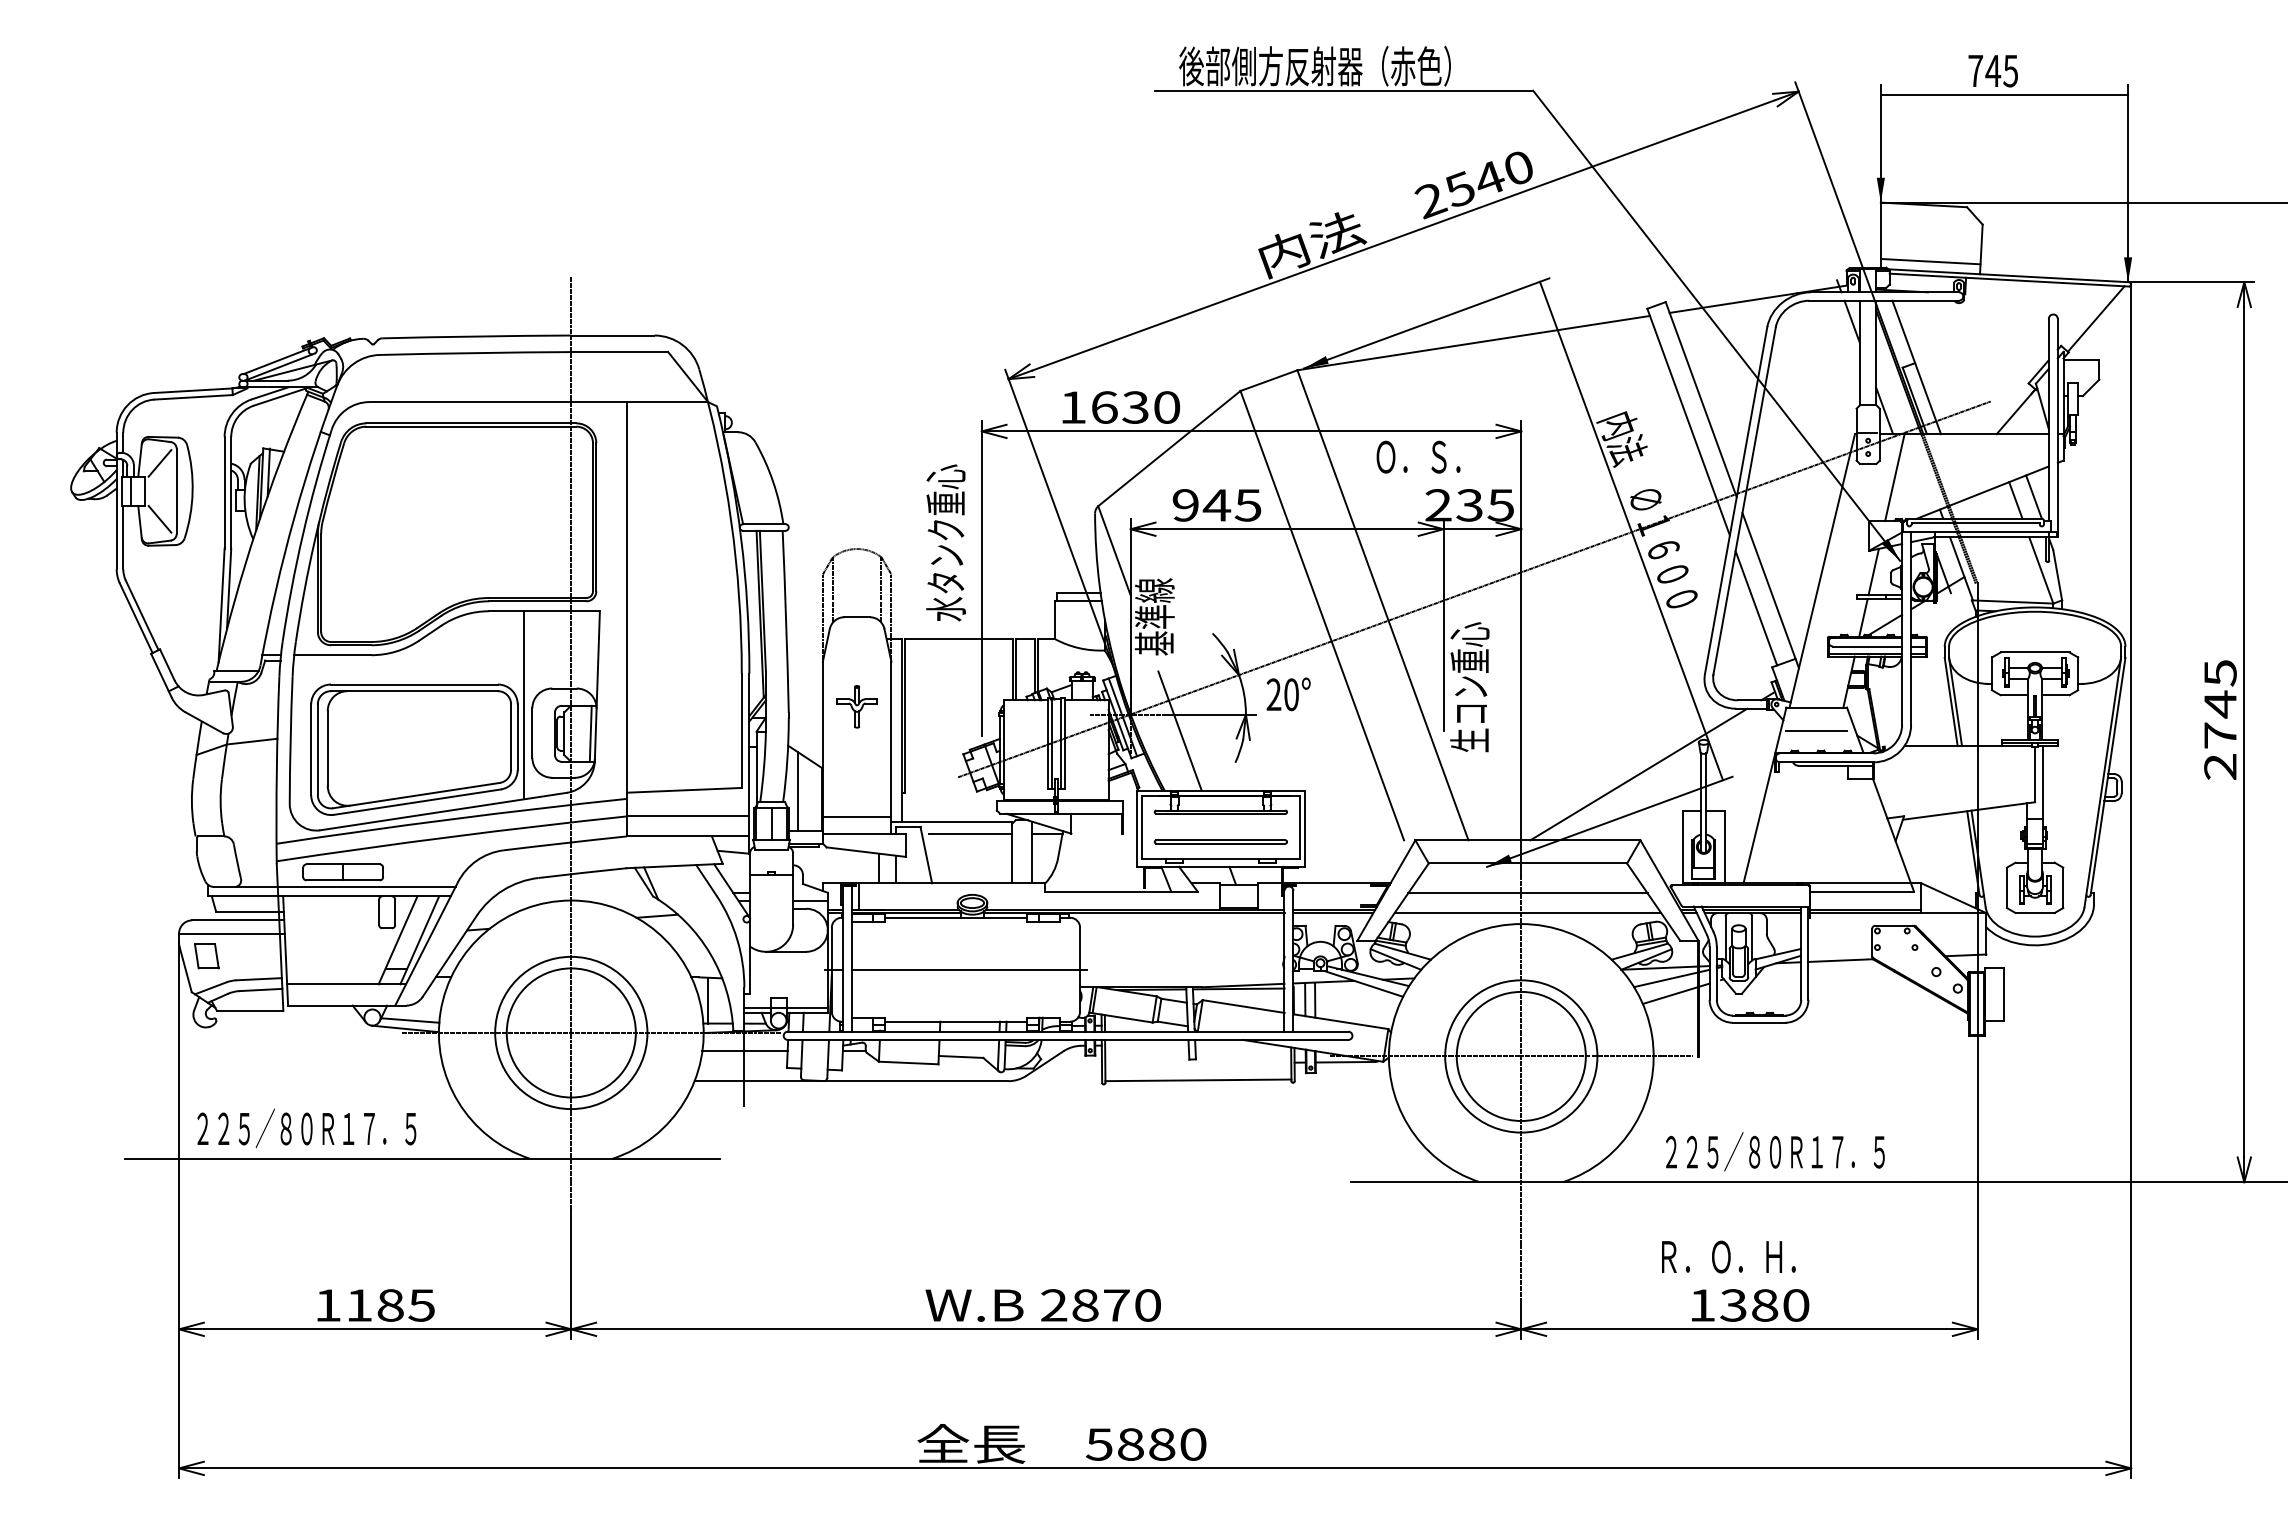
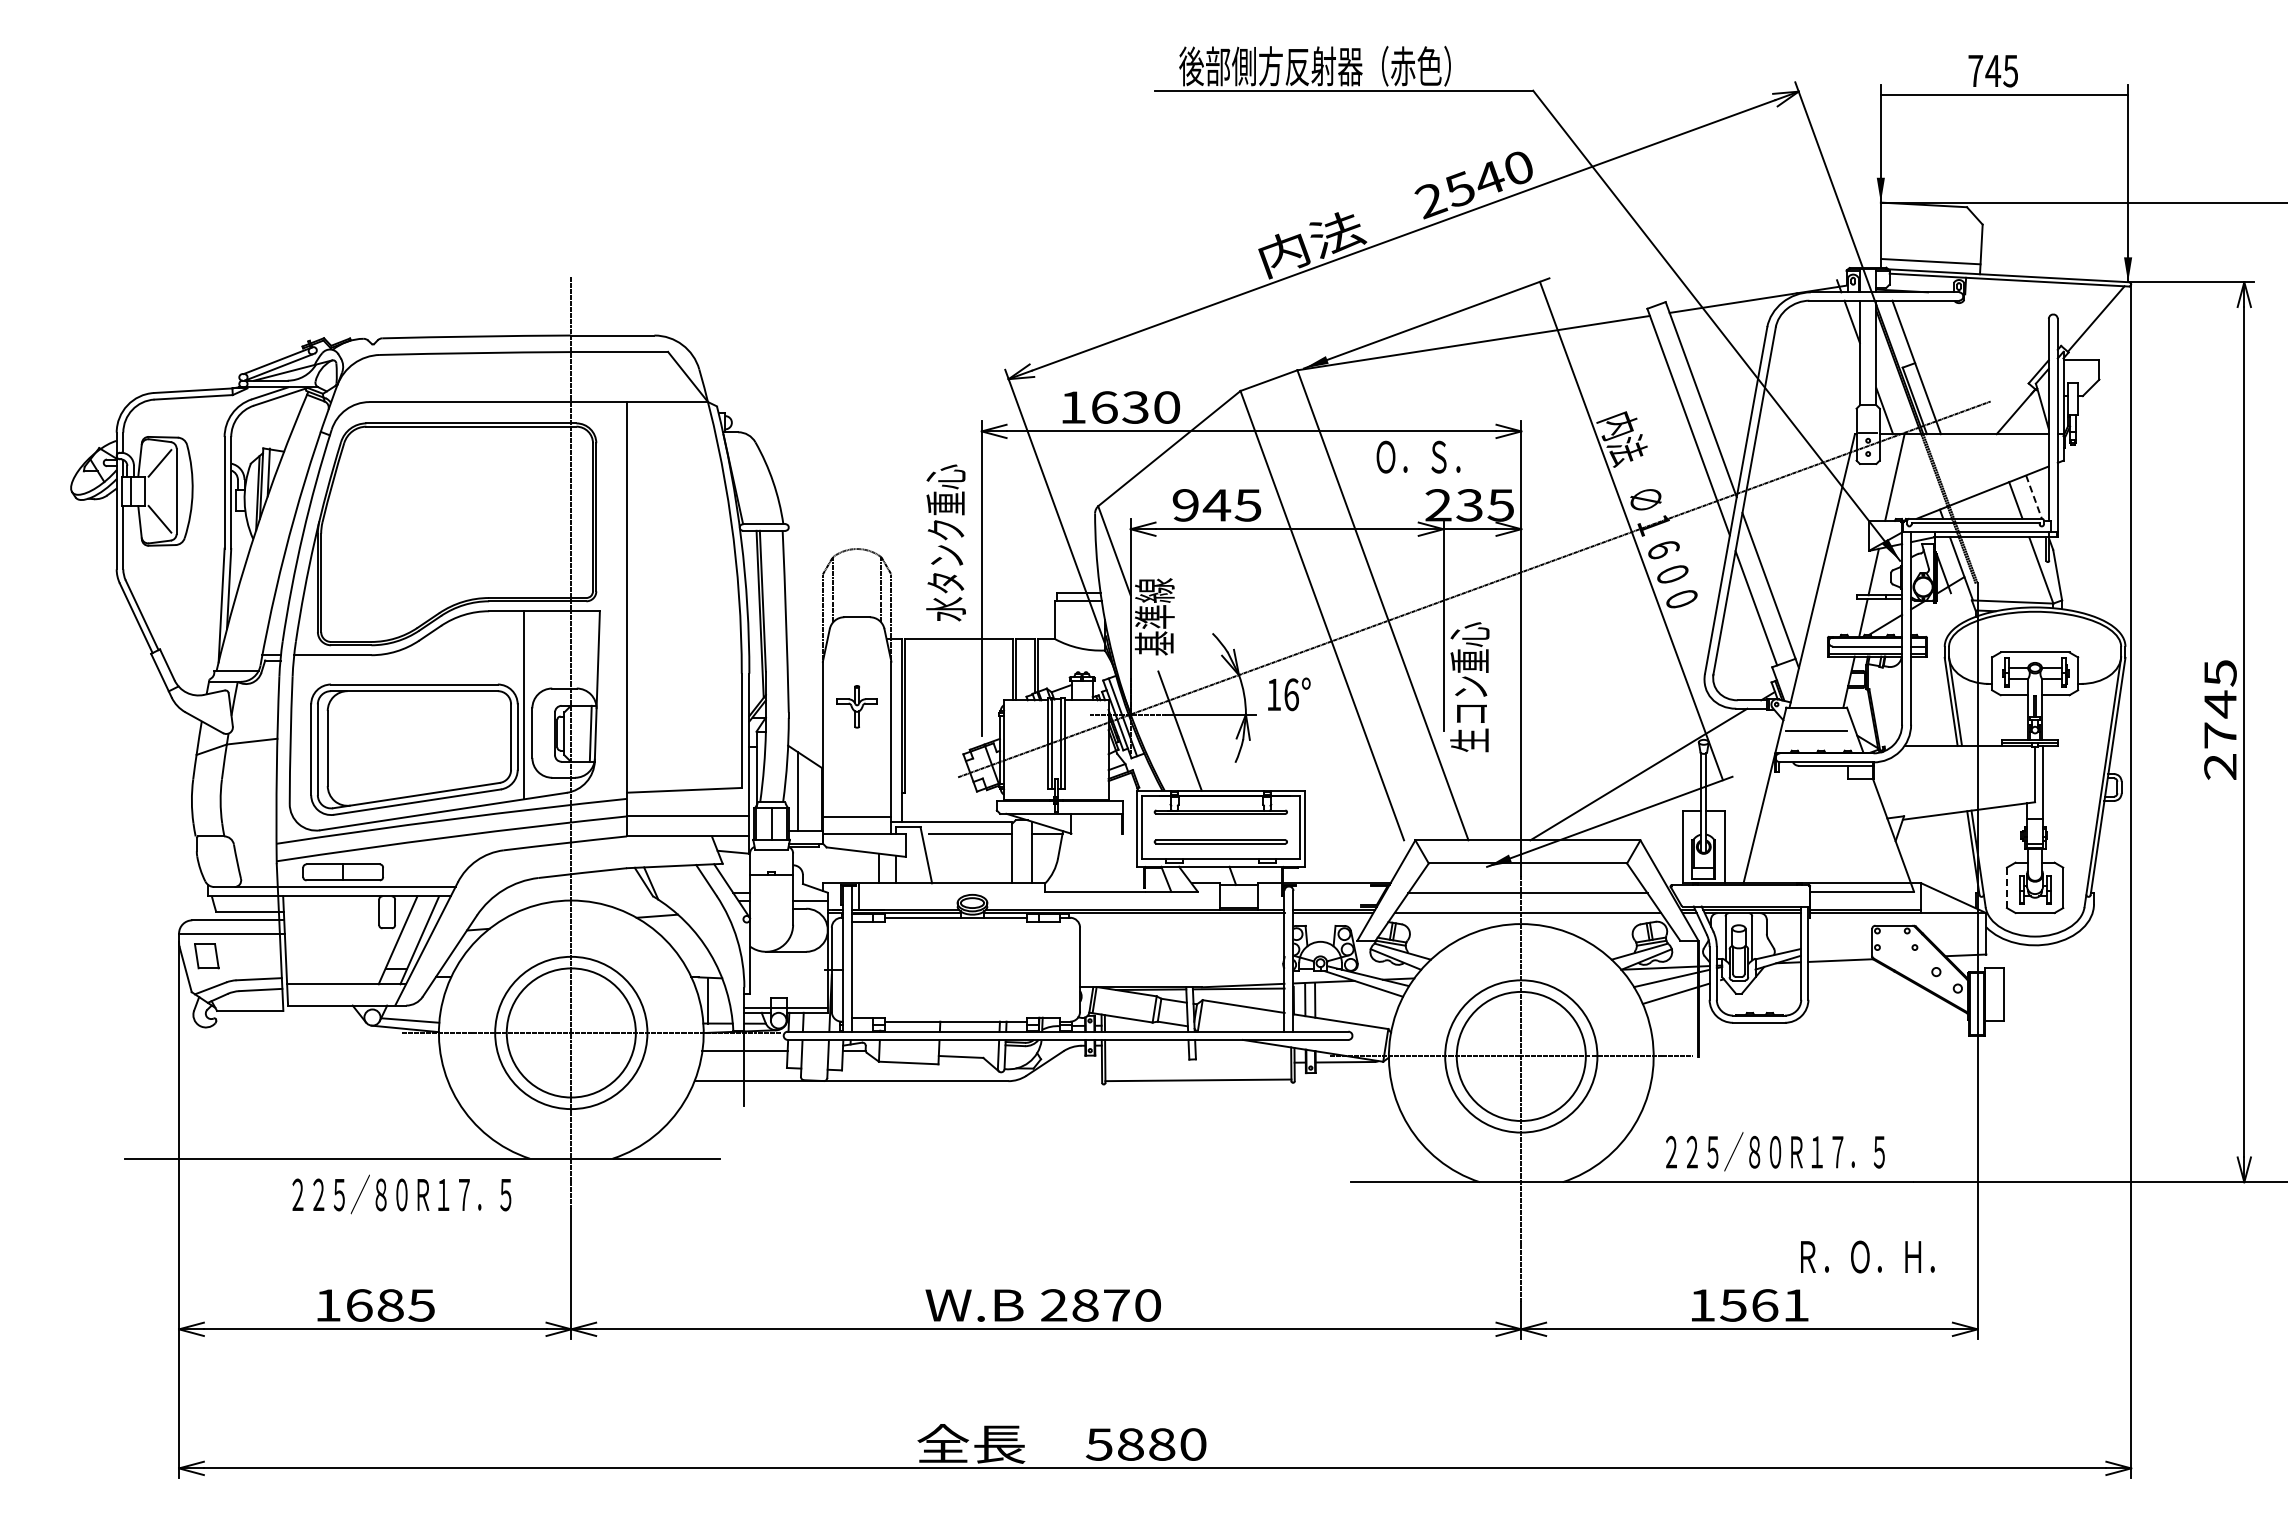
line: solid -> dashed (2034, 497)
text: 20° -> 16° (1282, 694)
line: solid -> dashed (2006, 888)
line: present -> none (968, 969)
text position: (306, 1128) -> (401, 1194) (401, 1194)
text position: (1728, 1256) -> (1867, 1256) (1867, 1256)
text: 1185 -> 1685 (359, 1305)
text: 1380 -> 1561 (1764, 1305)
